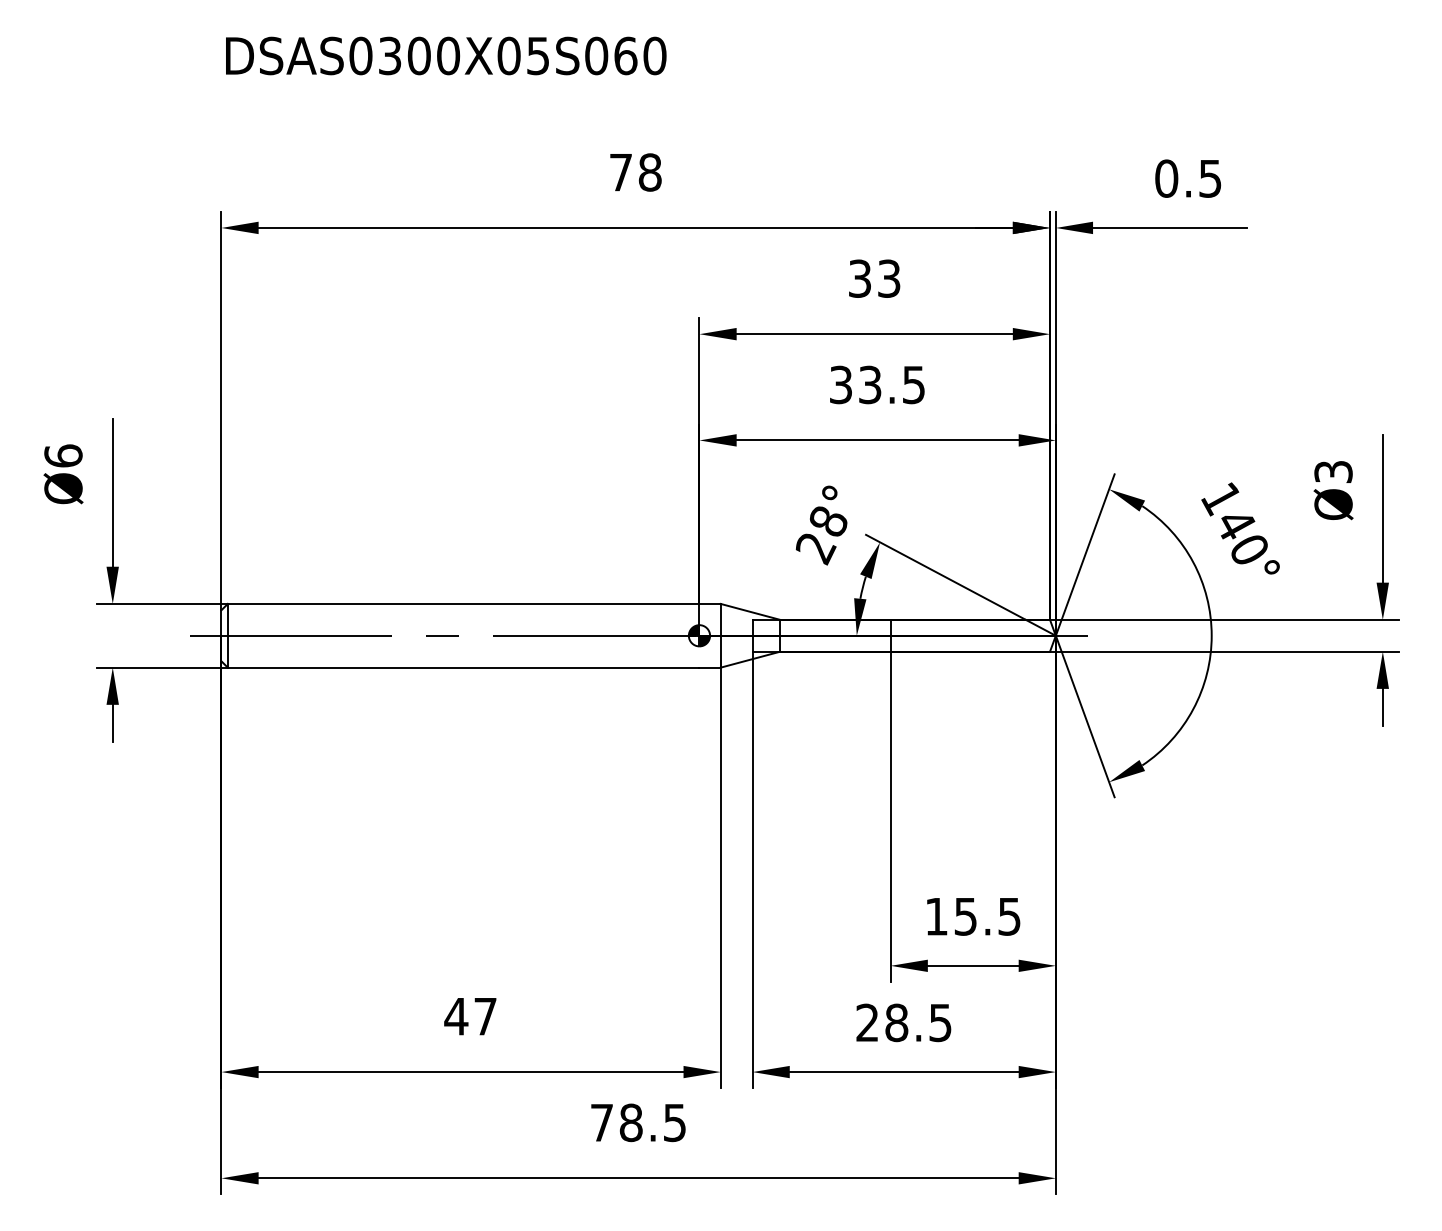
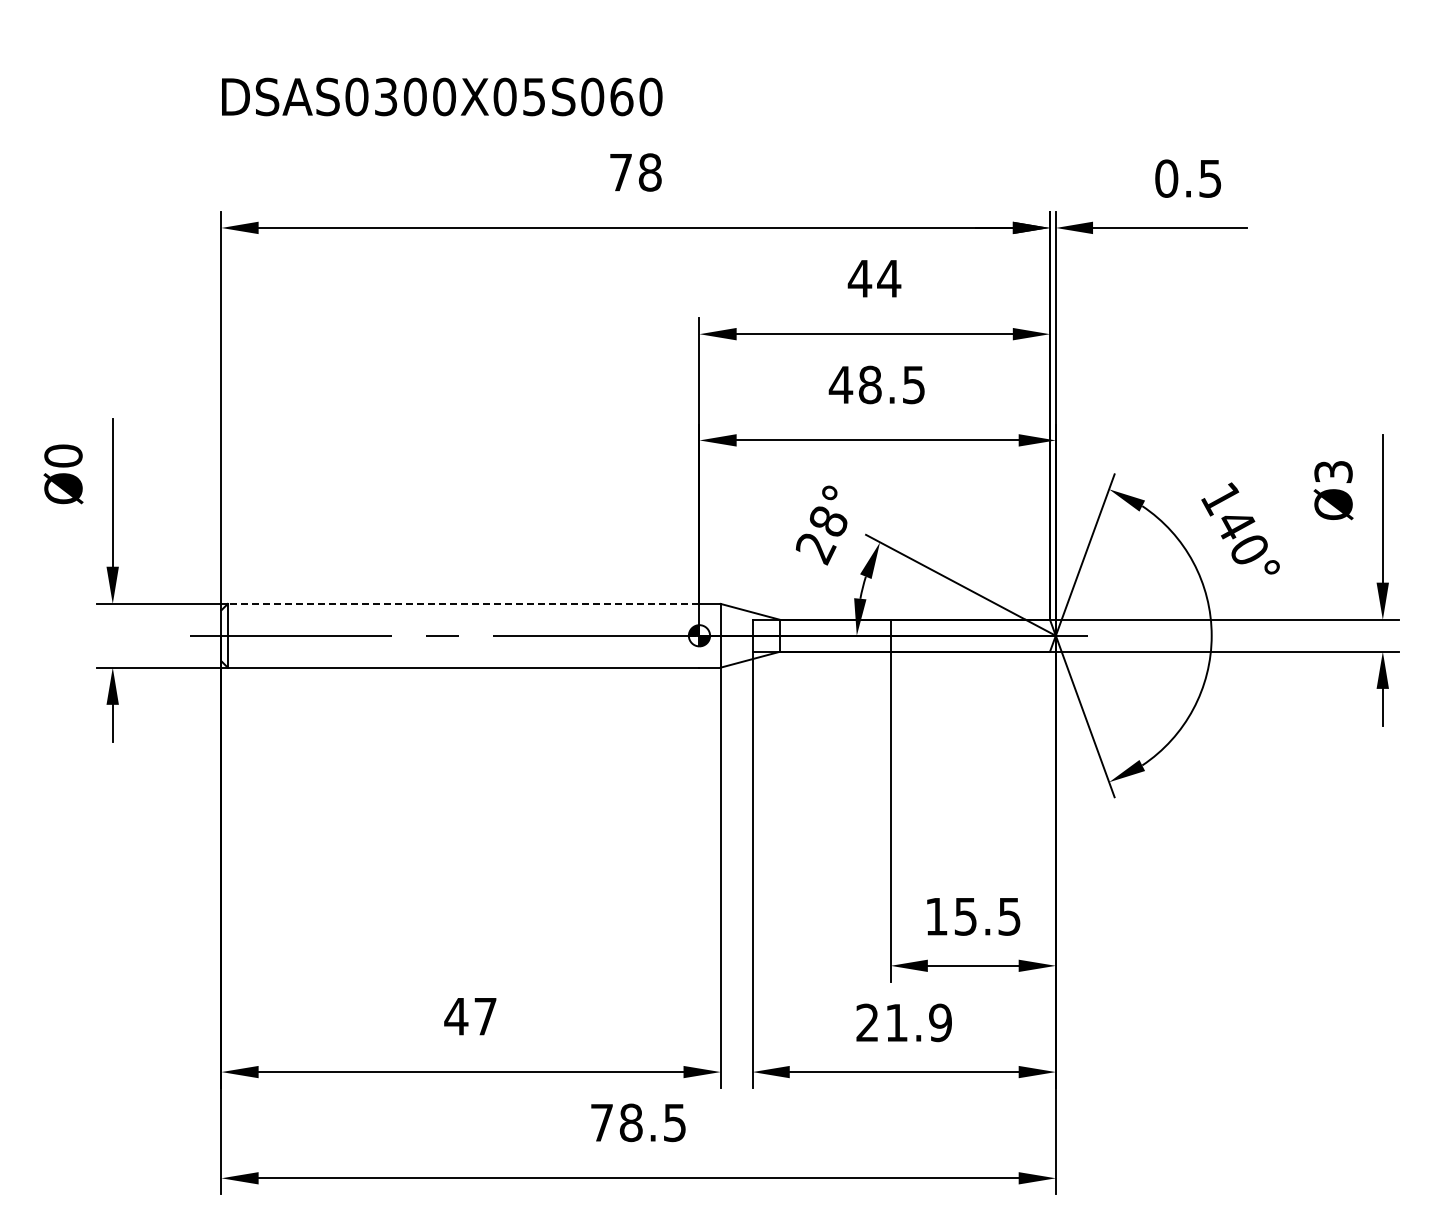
text position: (446, 55) -> (442, 96) (442, 96)
text: 33 -> 44 (874, 278)
text: 33.5 -> 48.5 (854, 384)
text: Ø6 -> Ø0 (63, 455)
line: solid -> dashed (463, 603)
text: 28.5 -> 21.9 (918, 1022)
